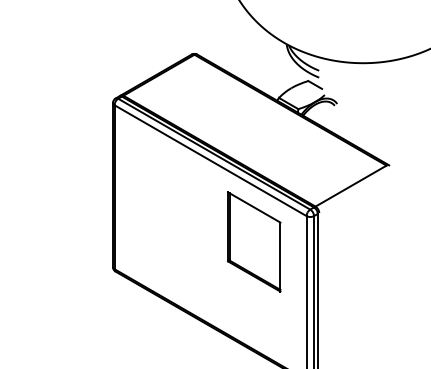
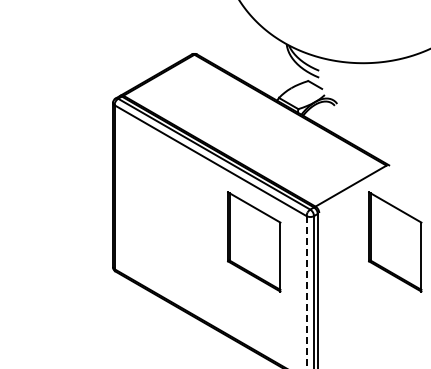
part: none -> present (395, 241)
line: solid -> dashed (306, 292)
